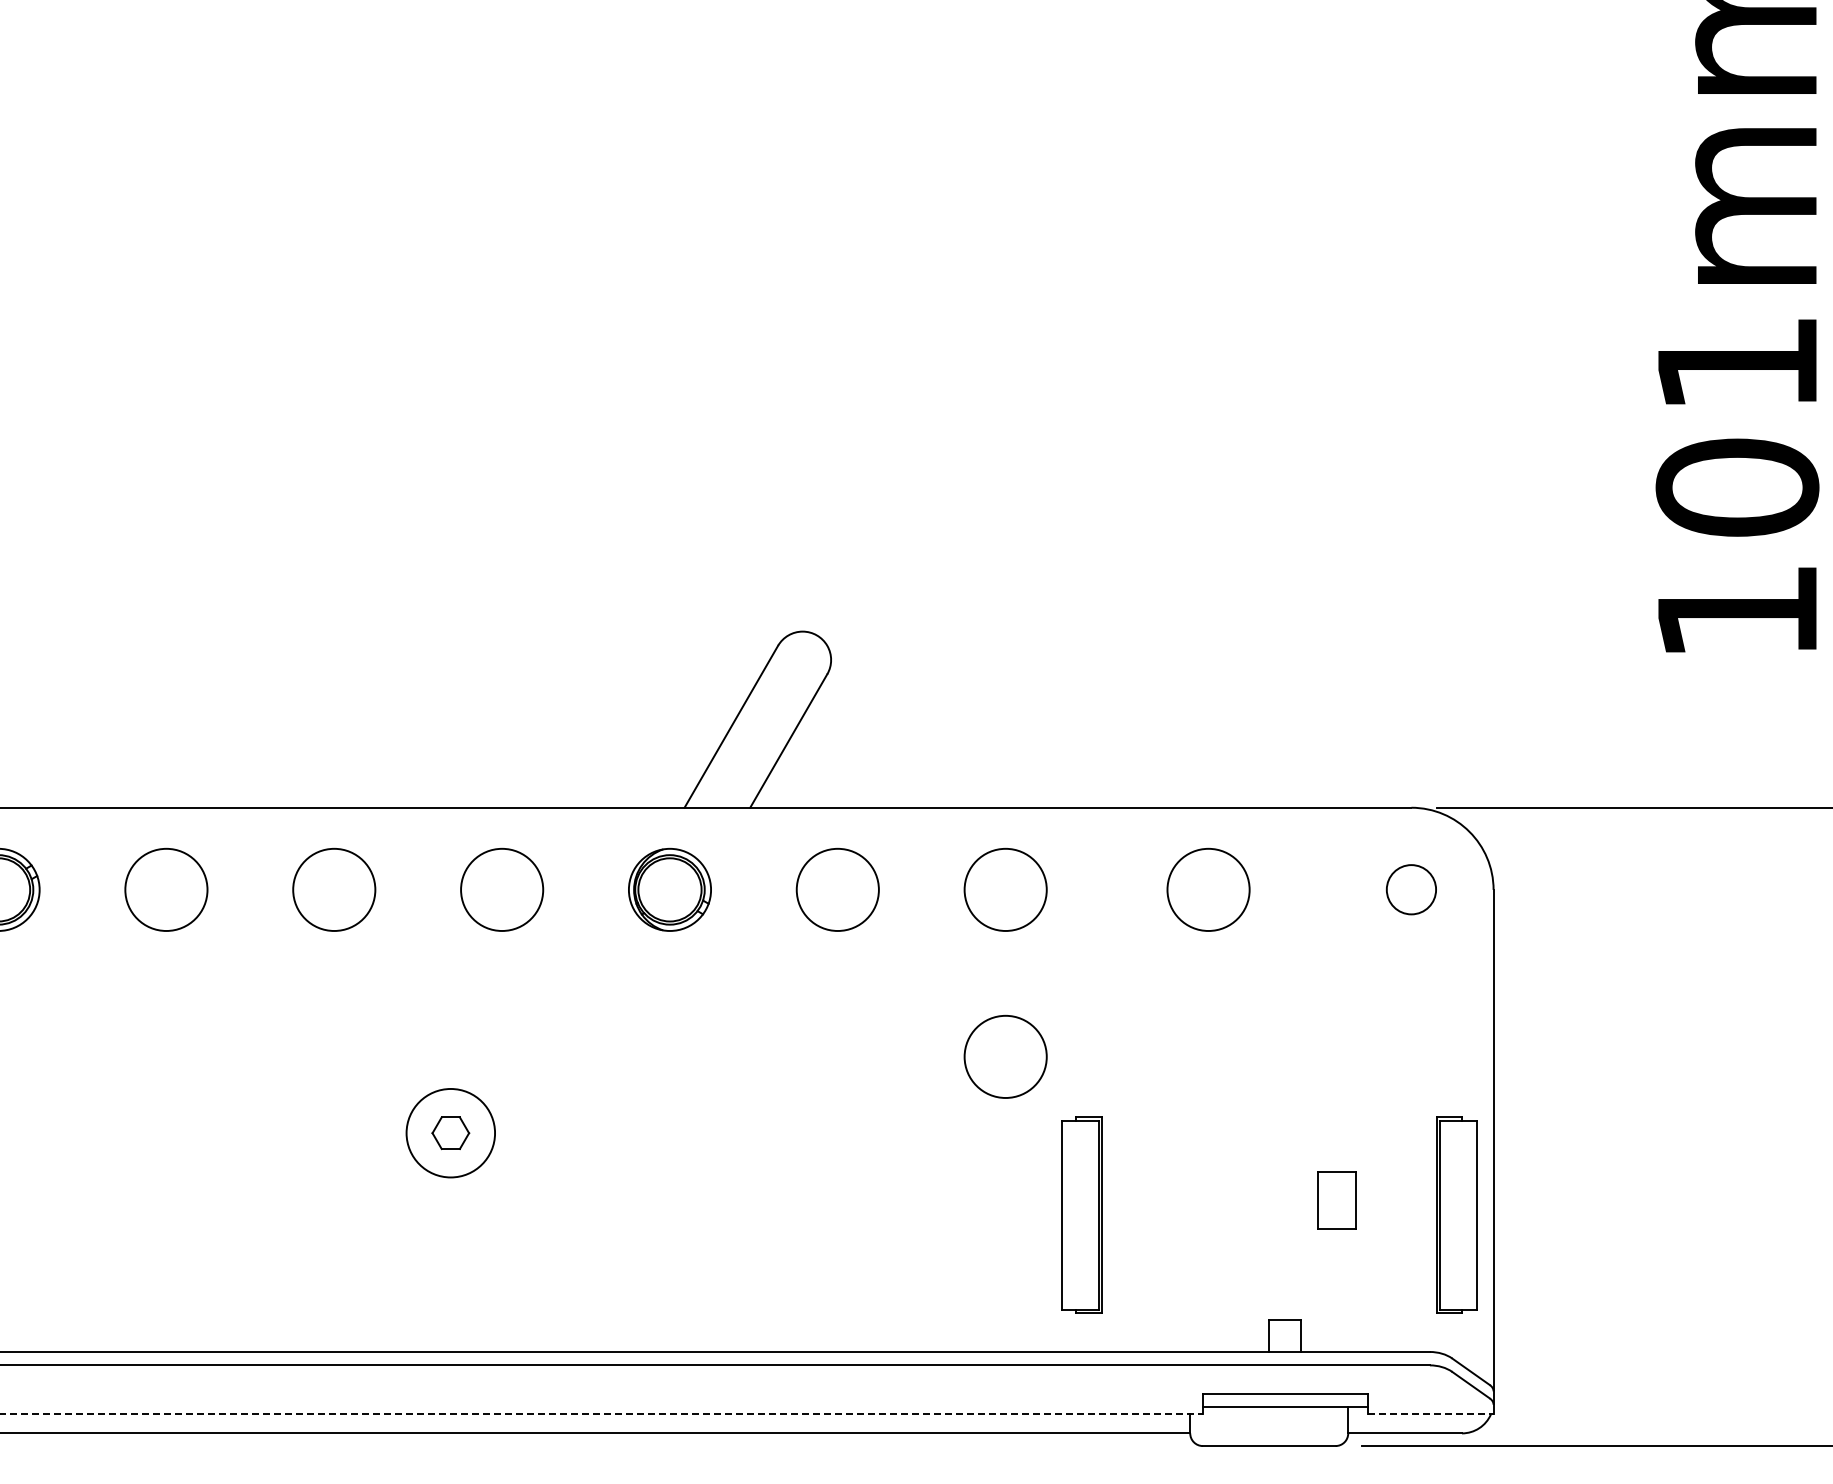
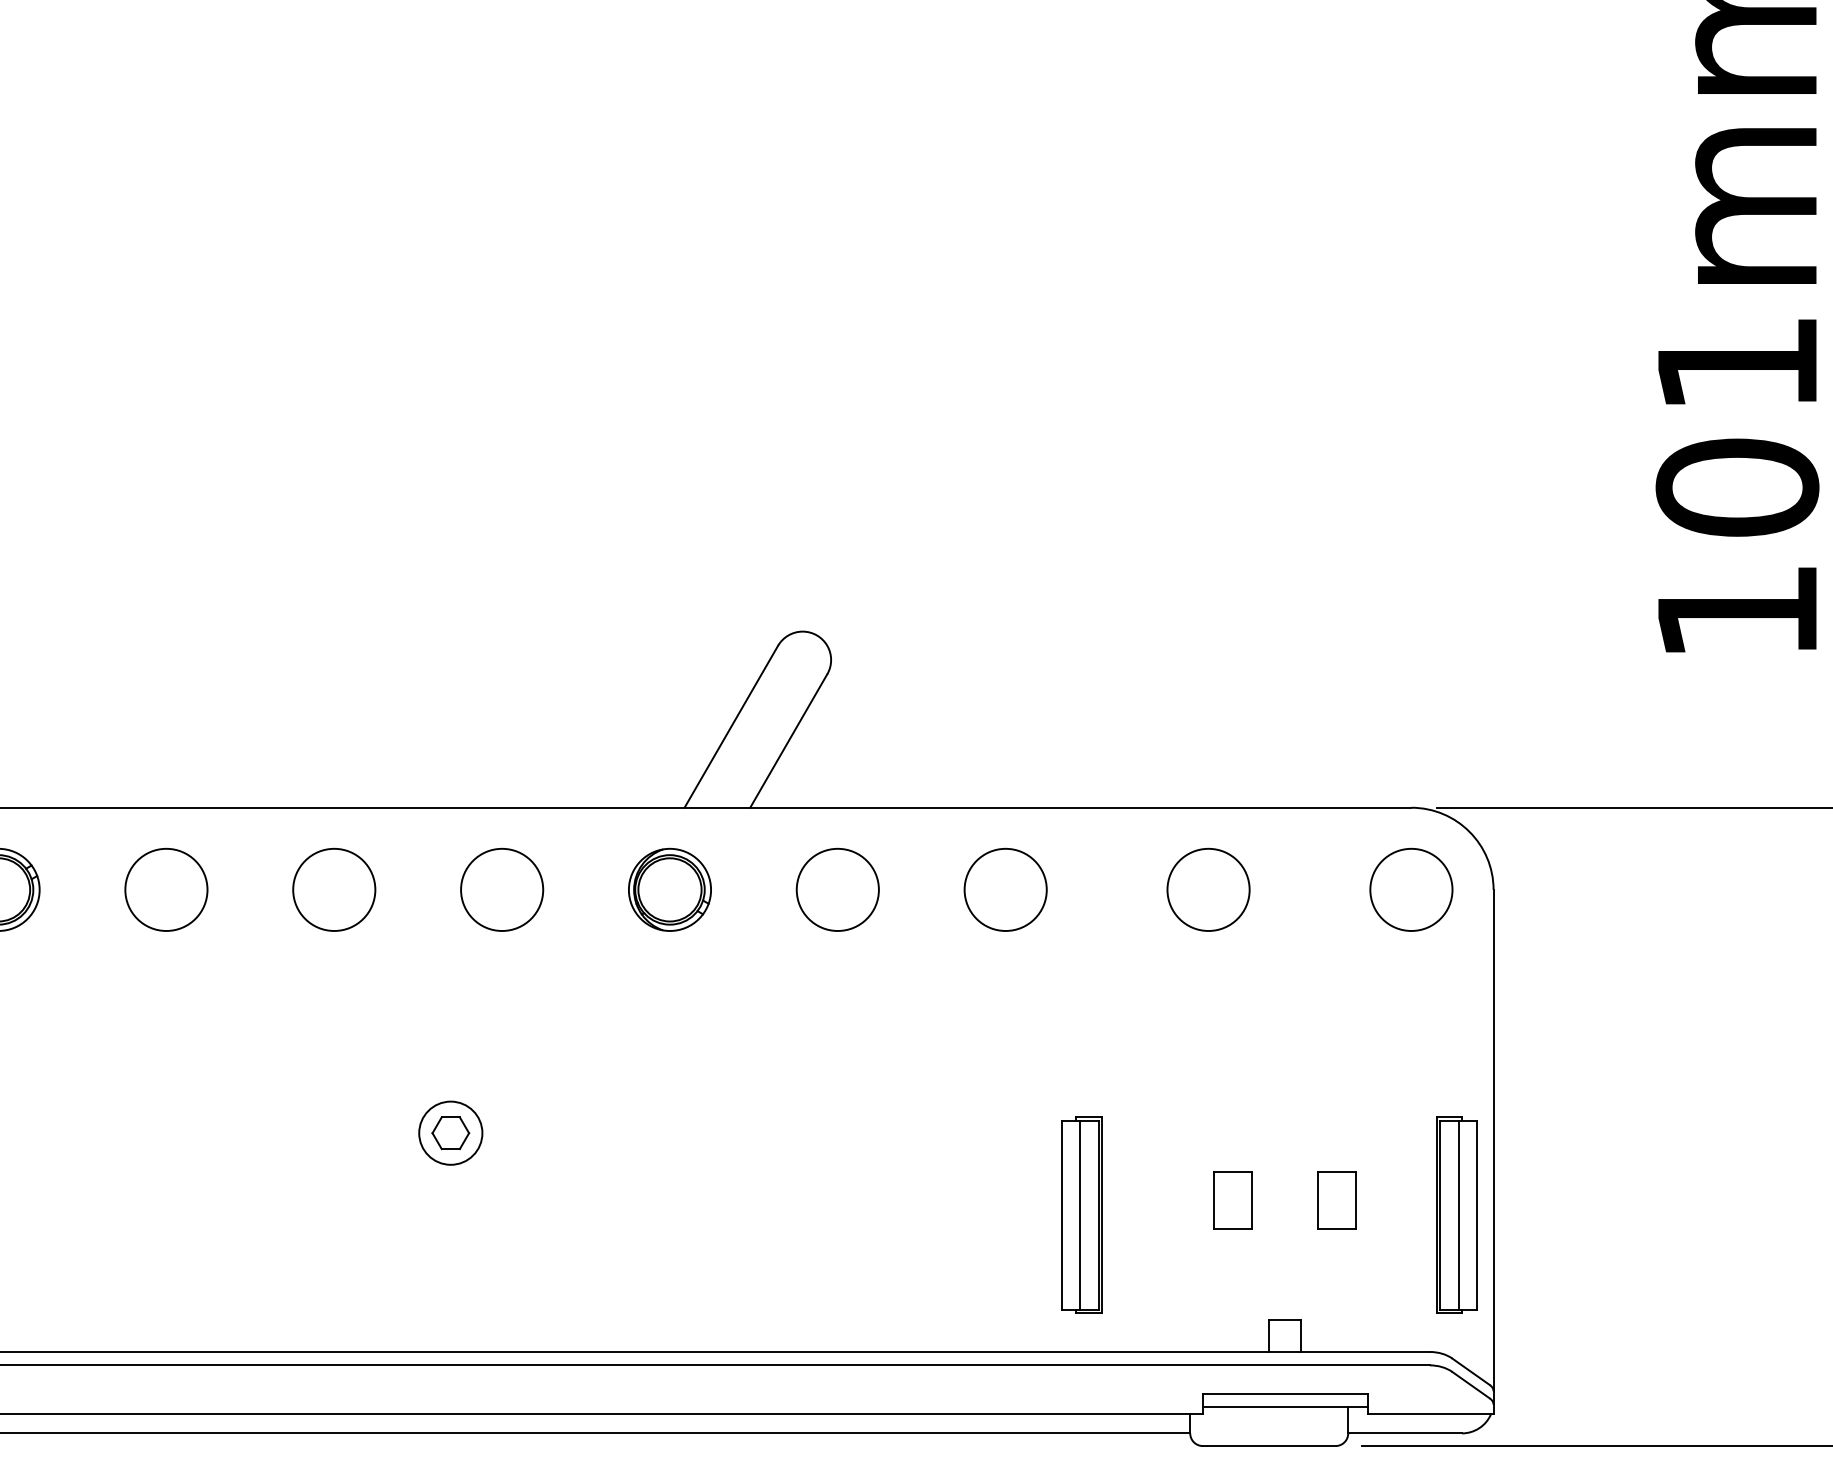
circle size: 52x52 px -> 85x85 px (1411, 889)
circle: present -> none (1005, 1056)
circle diameter: 88 px -> 63 px (450, 1132)
part: none -> present (1232, 1200)
line: none -> present (1079, 1215)
line: none -> present (1458, 1215)
line: dashed -> solid (601, 1414)
line: dashed -> solid (1431, 1414)
